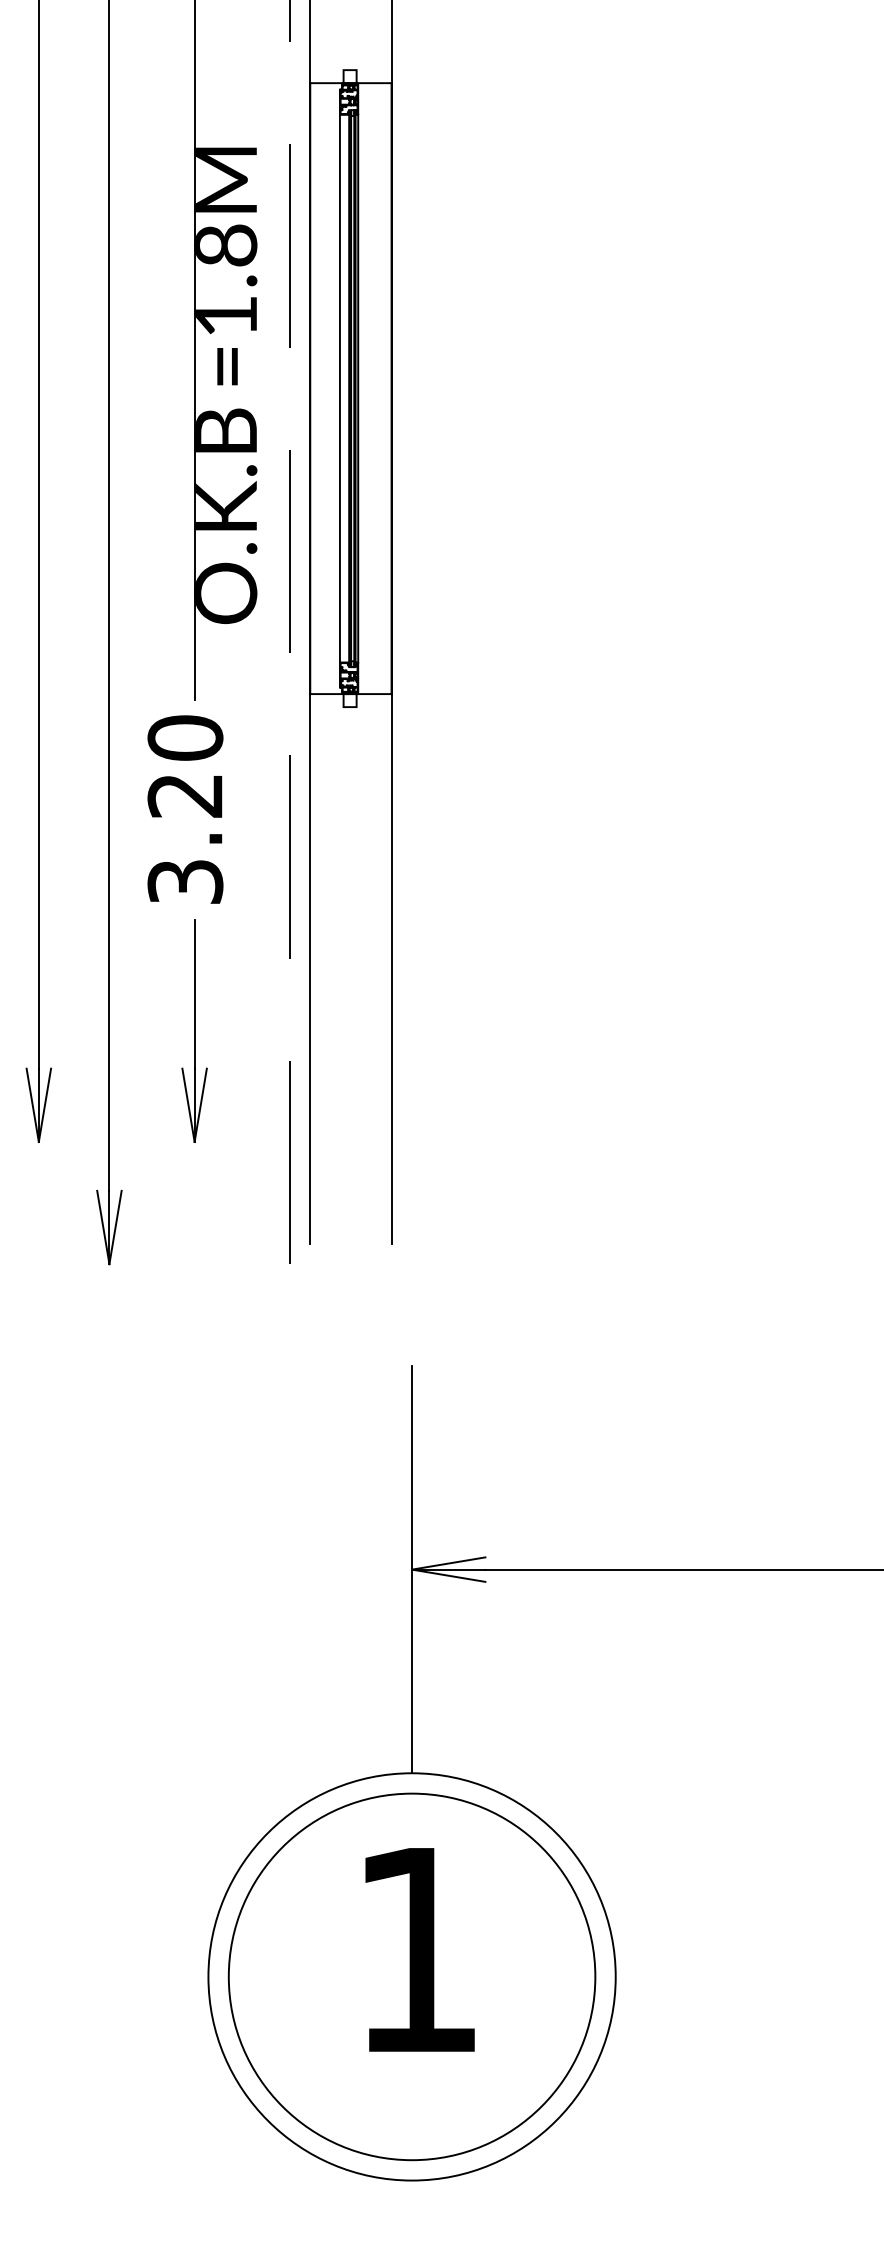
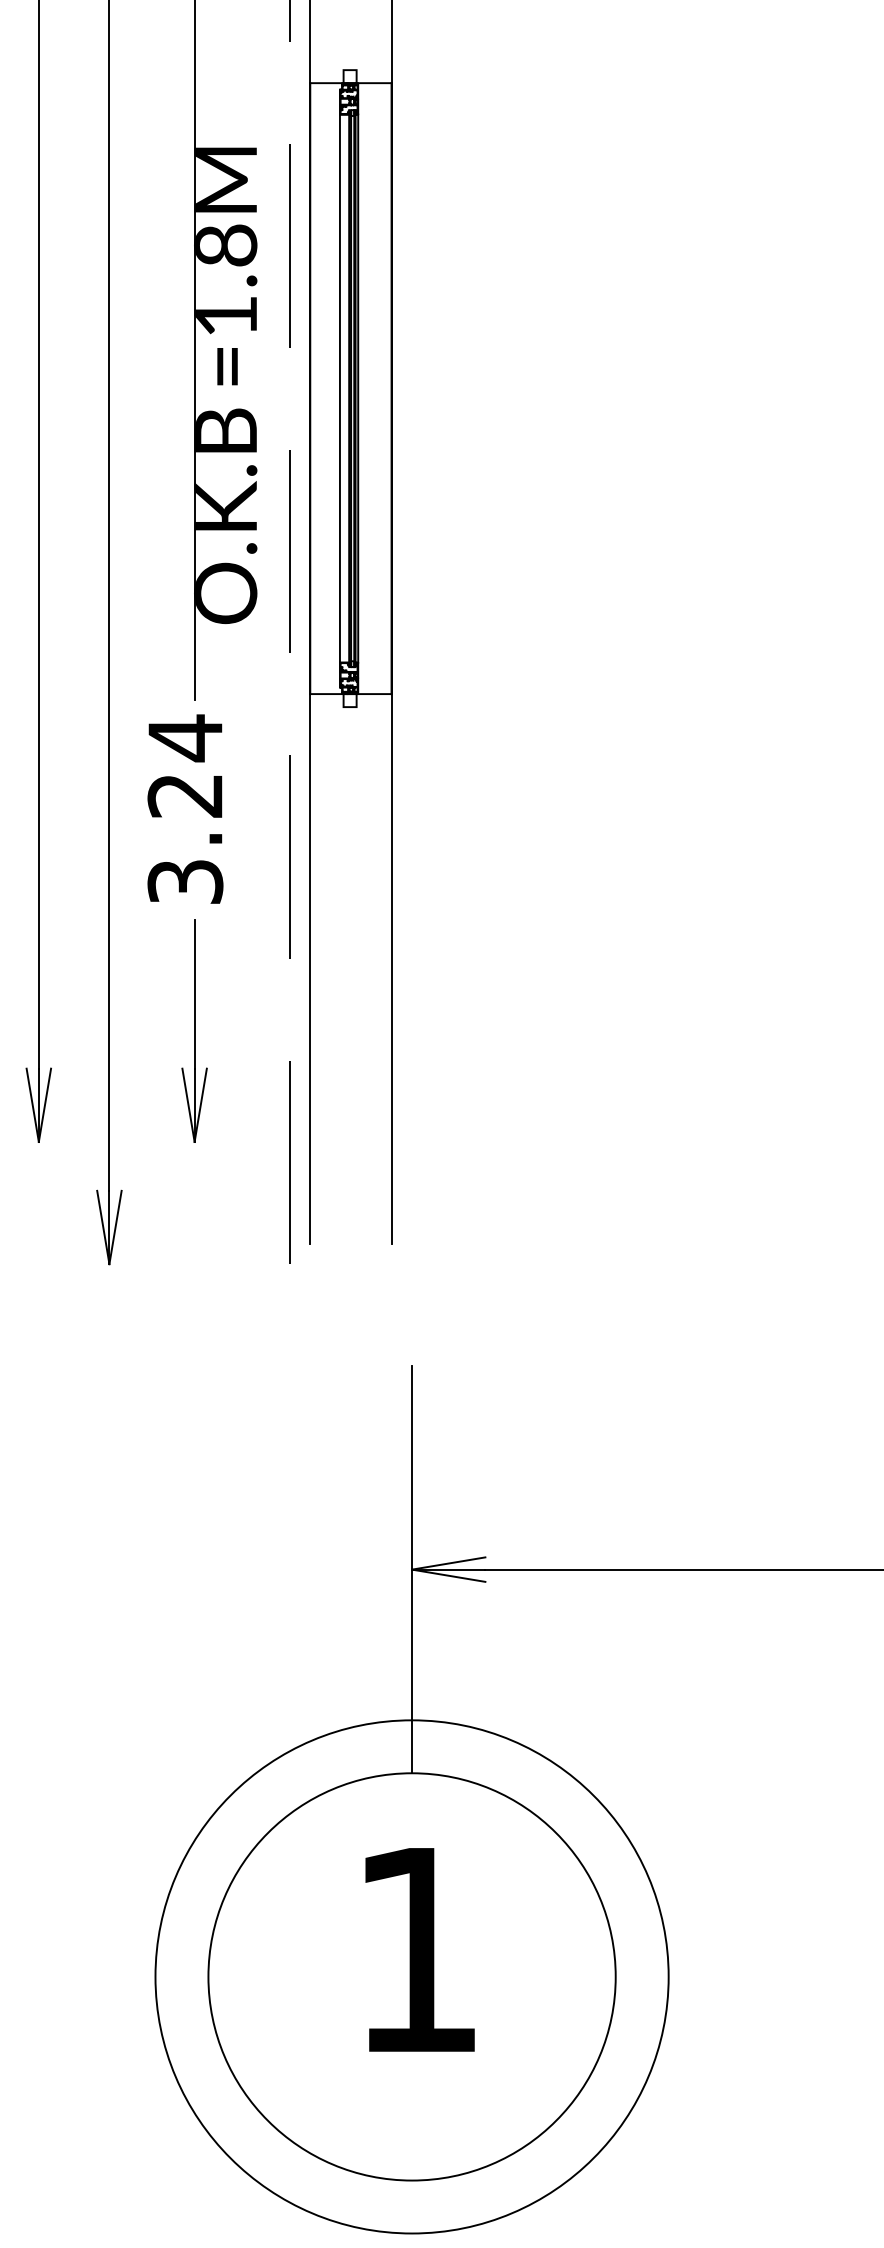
text: 3.20 -> 3.24 (185, 738)
circle diameter: 367 px -> 513 px (411, 1976)
